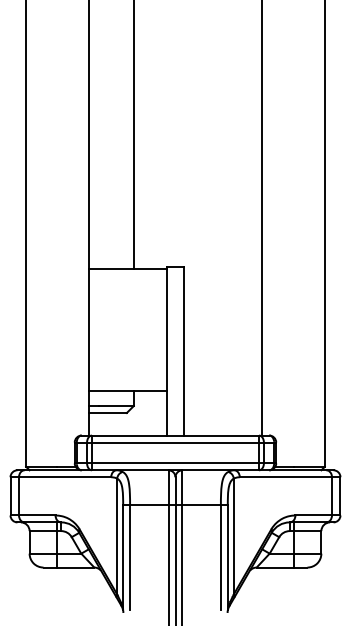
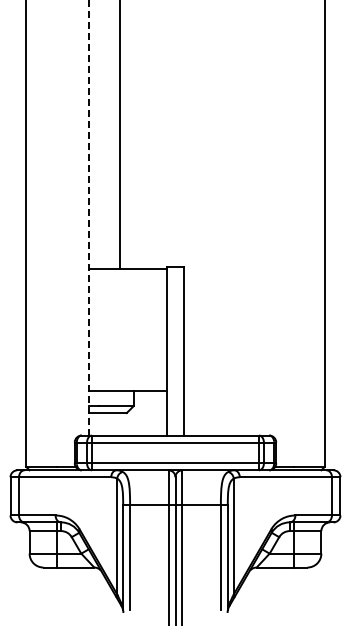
line position: (133, 135) -> (119, 135) (119, 135)
line: solid -> dashed (88, 217)
line: present -> none (262, 218)
